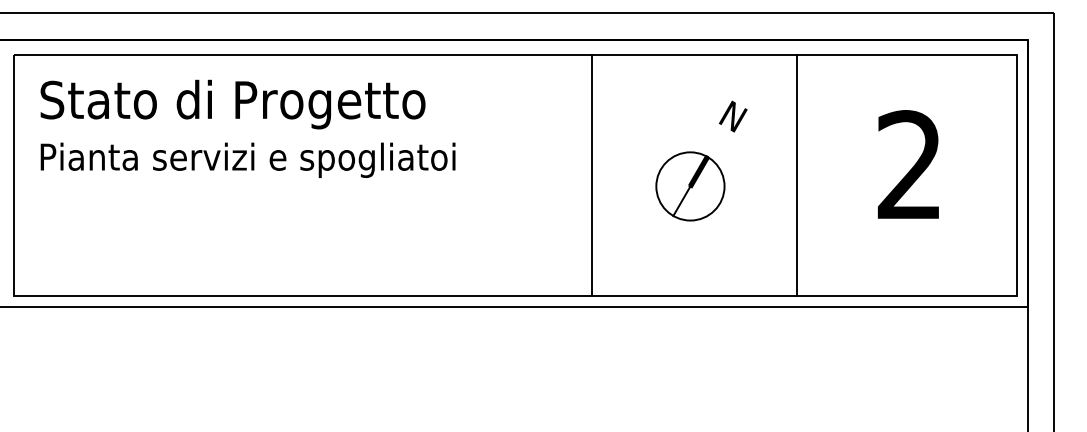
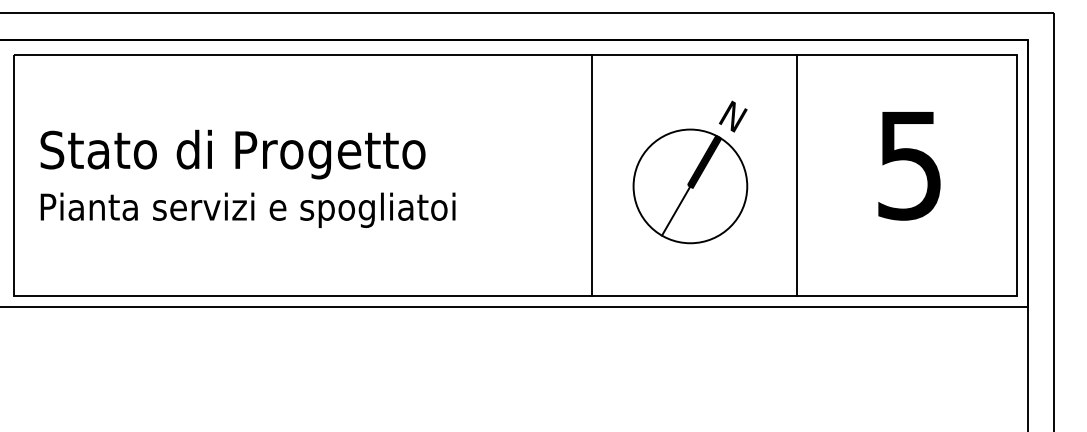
text position: (247, 128) -> (247, 178) (247, 178)
text: 2 -> 5 (908, 165)
part size: 71x71 px -> 117x117 px (690, 186)
